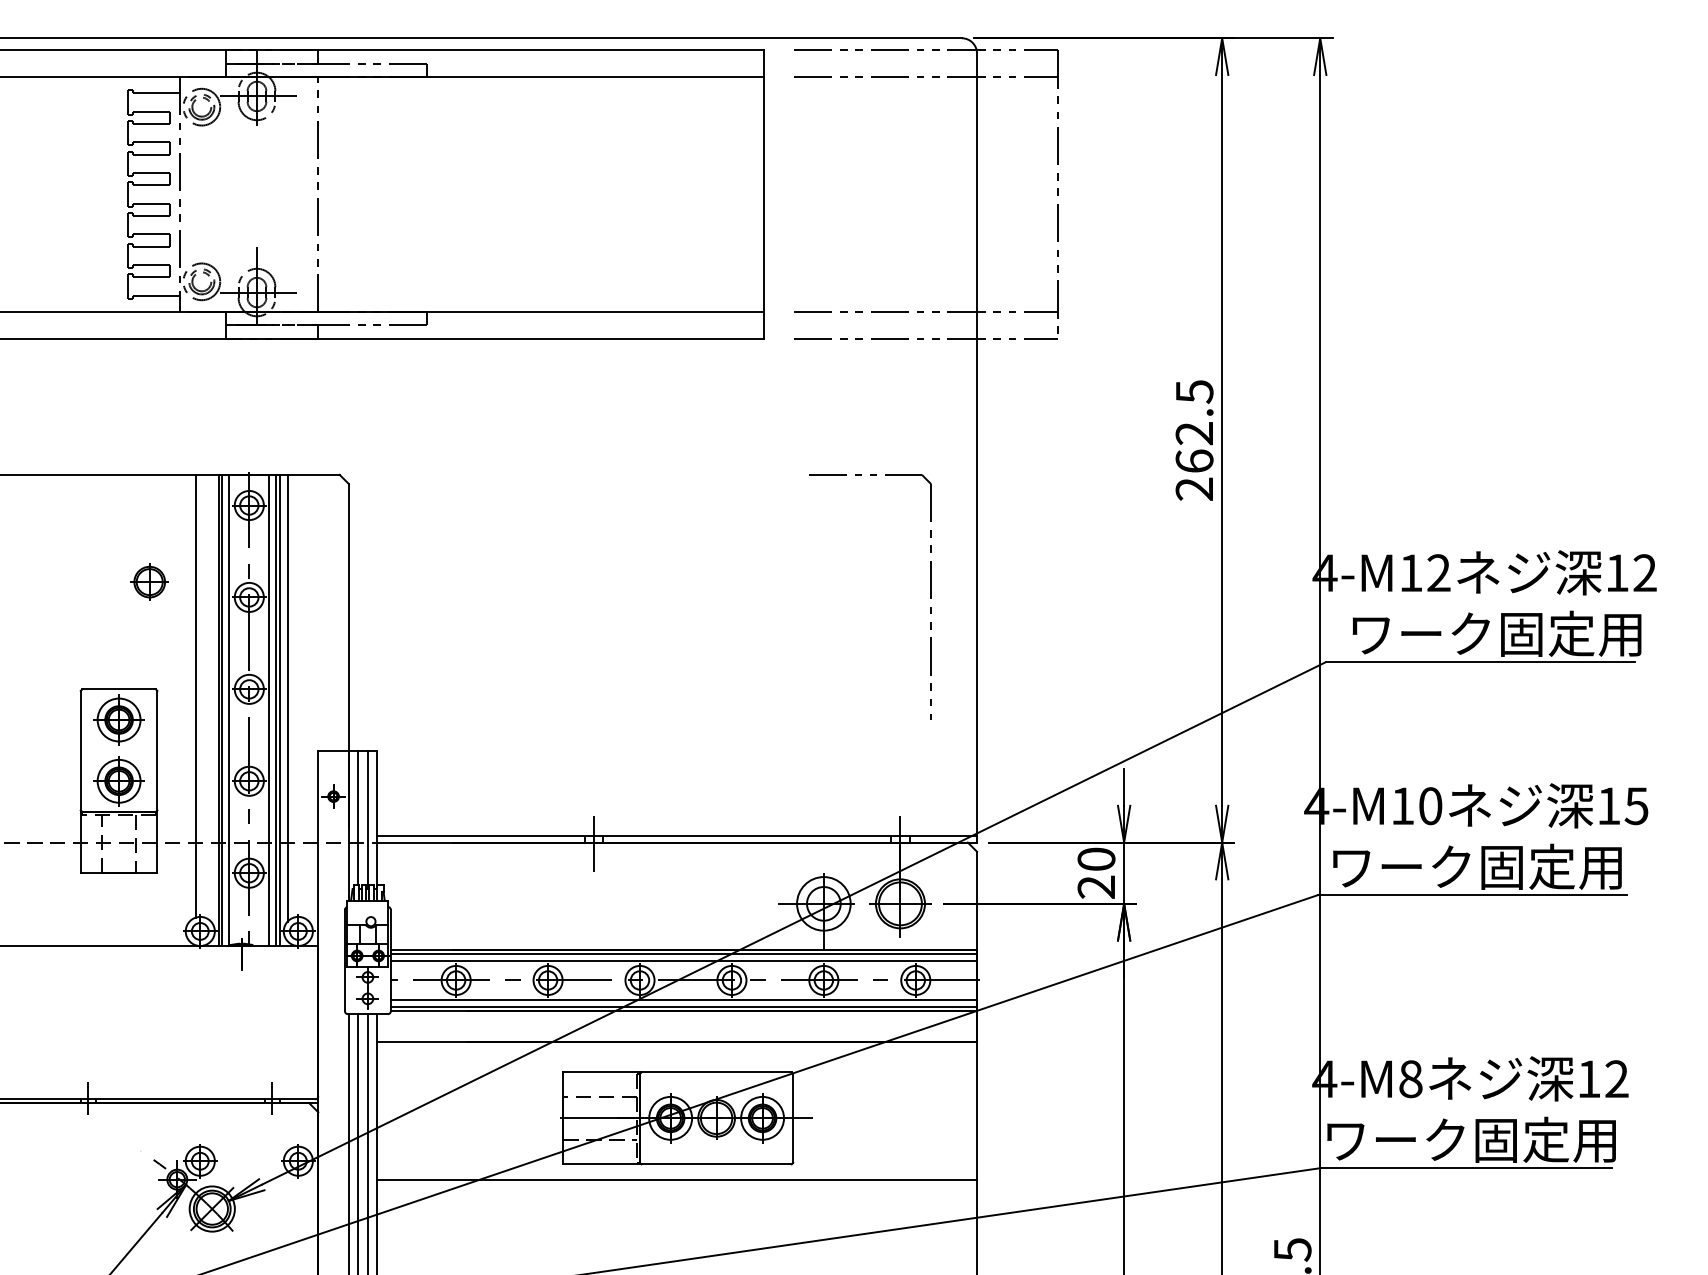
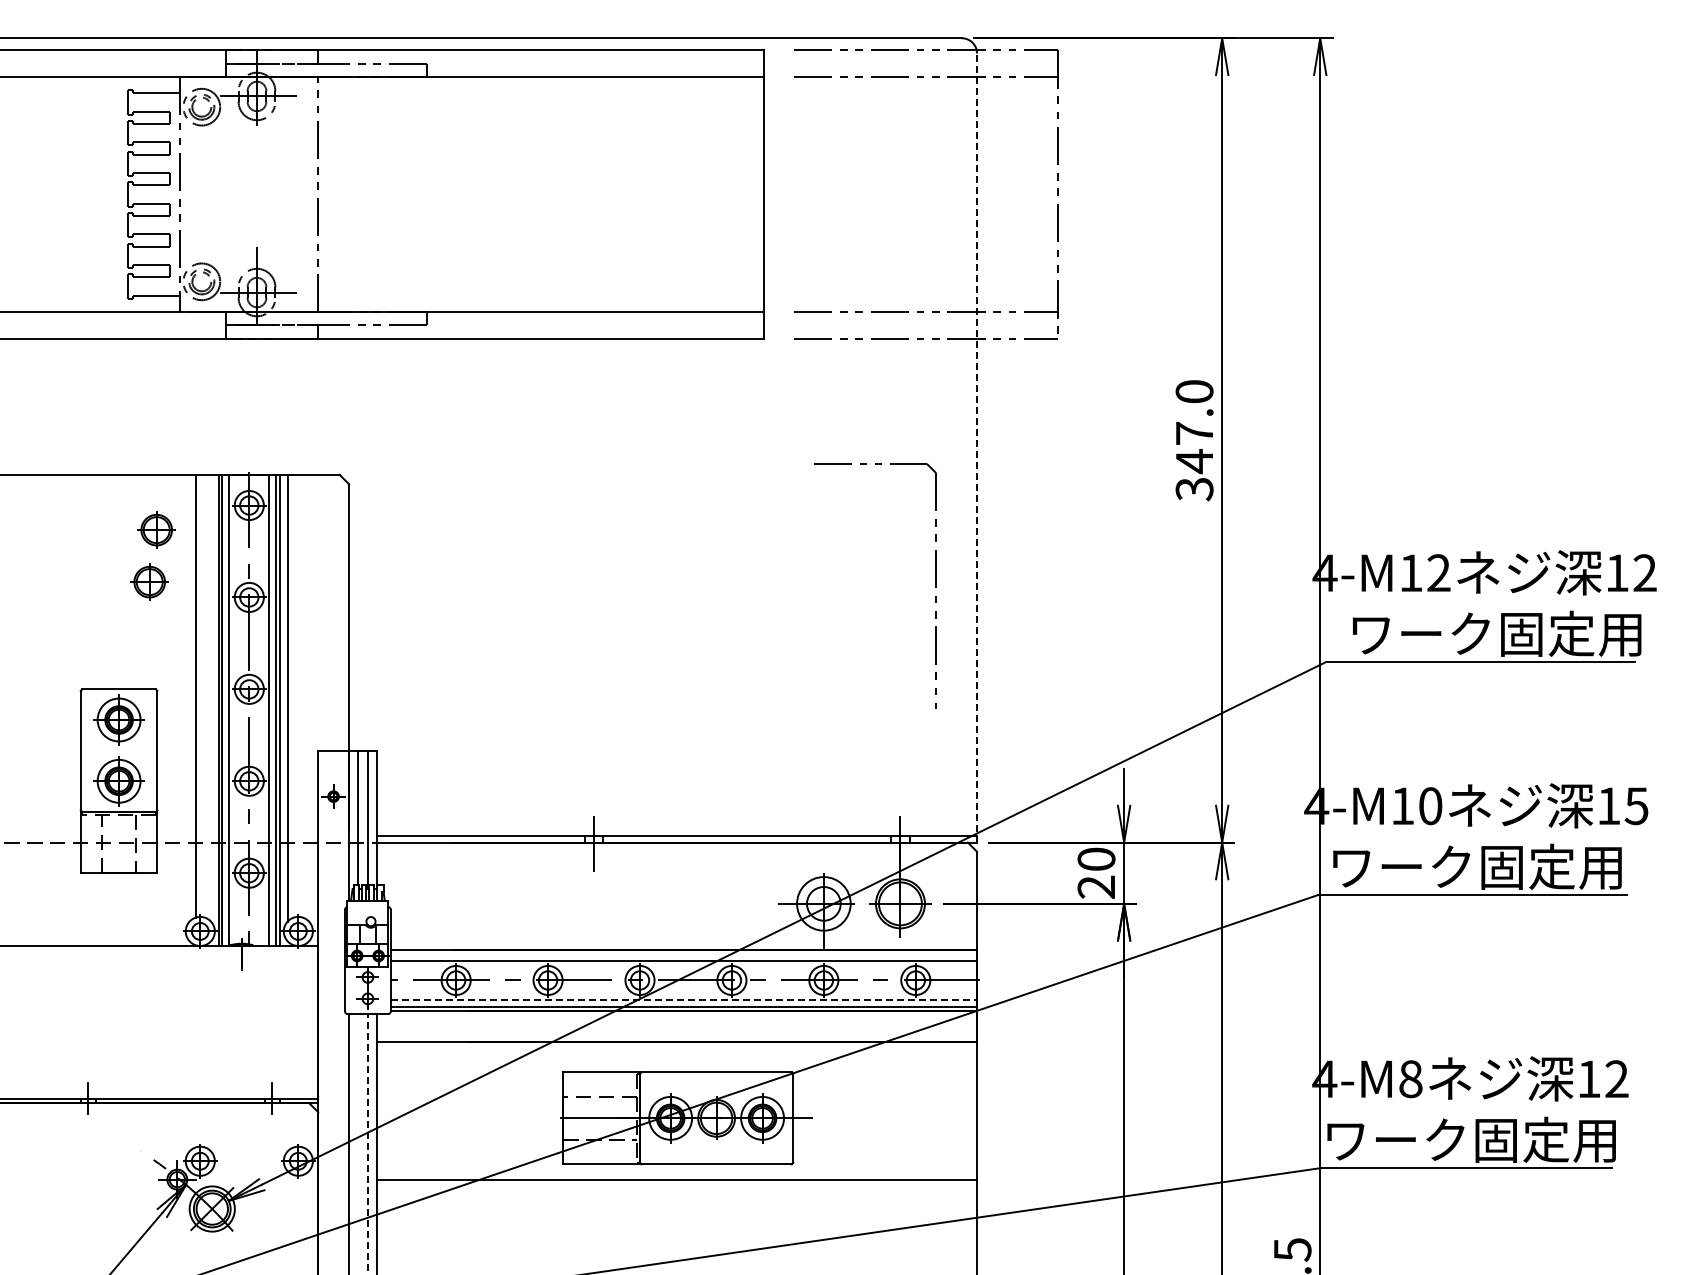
text: 262.5 -> 347.0 (1194, 440)
line: solid -> dashed (977, 448)
part: none -> present (156, 529)
part position: (930, 596) -> (935, 585) (935, 585)
line: present -> none (683, 953)
line: solid -> dashed (684, 1000)
line: present -> none (357, 1142)
line: solid -> dashed (367, 1144)
